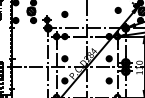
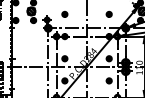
part position: (117, 9) -> (108, 13) (108, 13)
